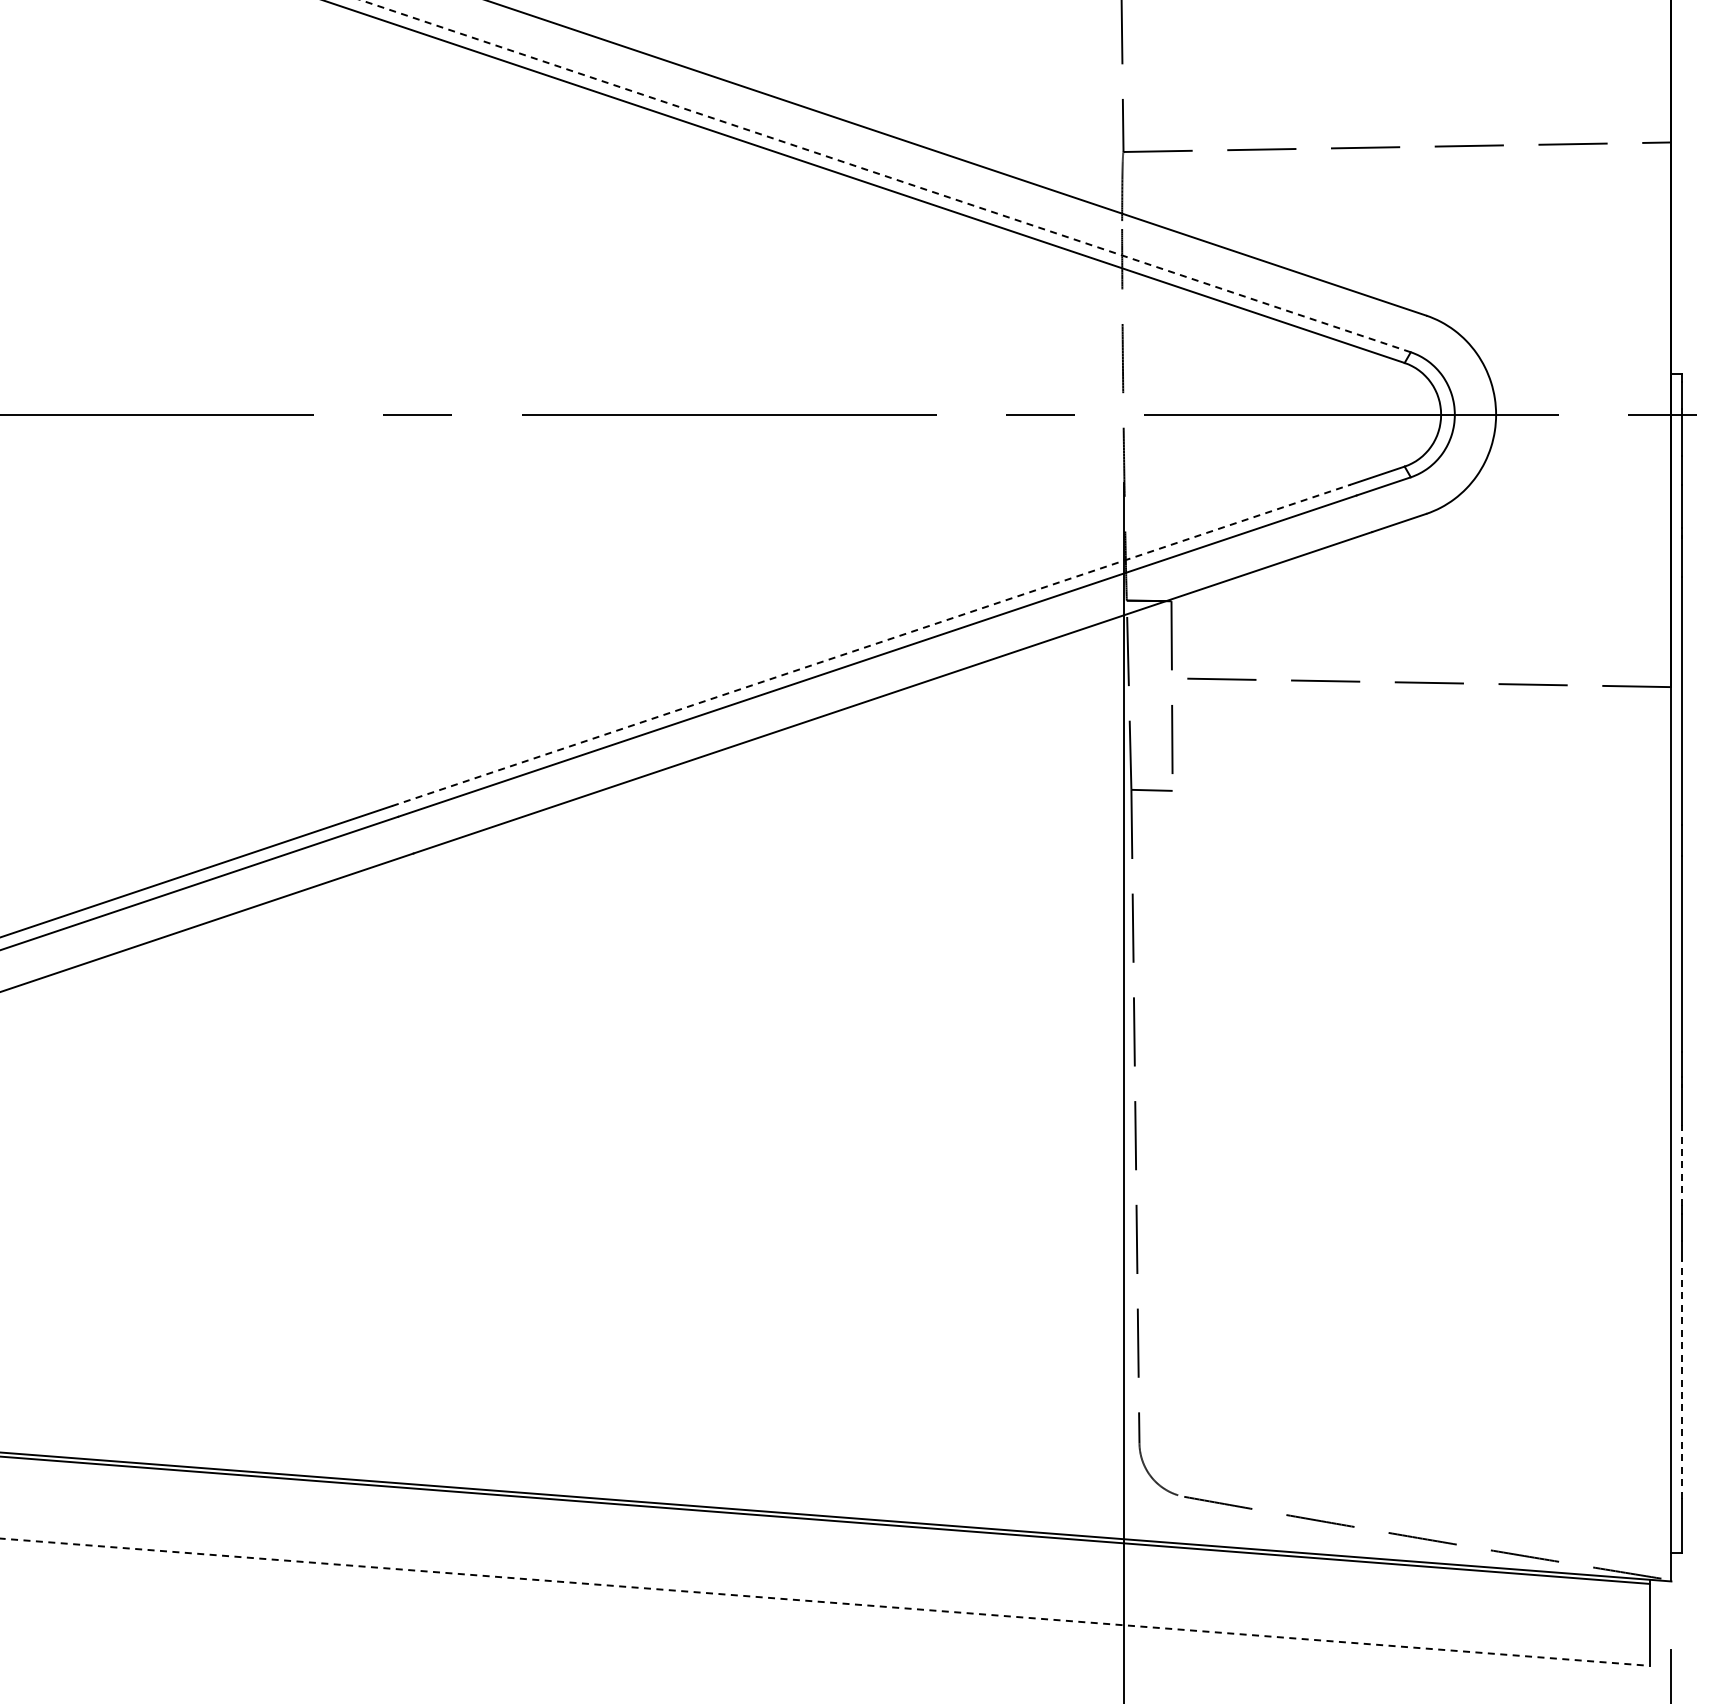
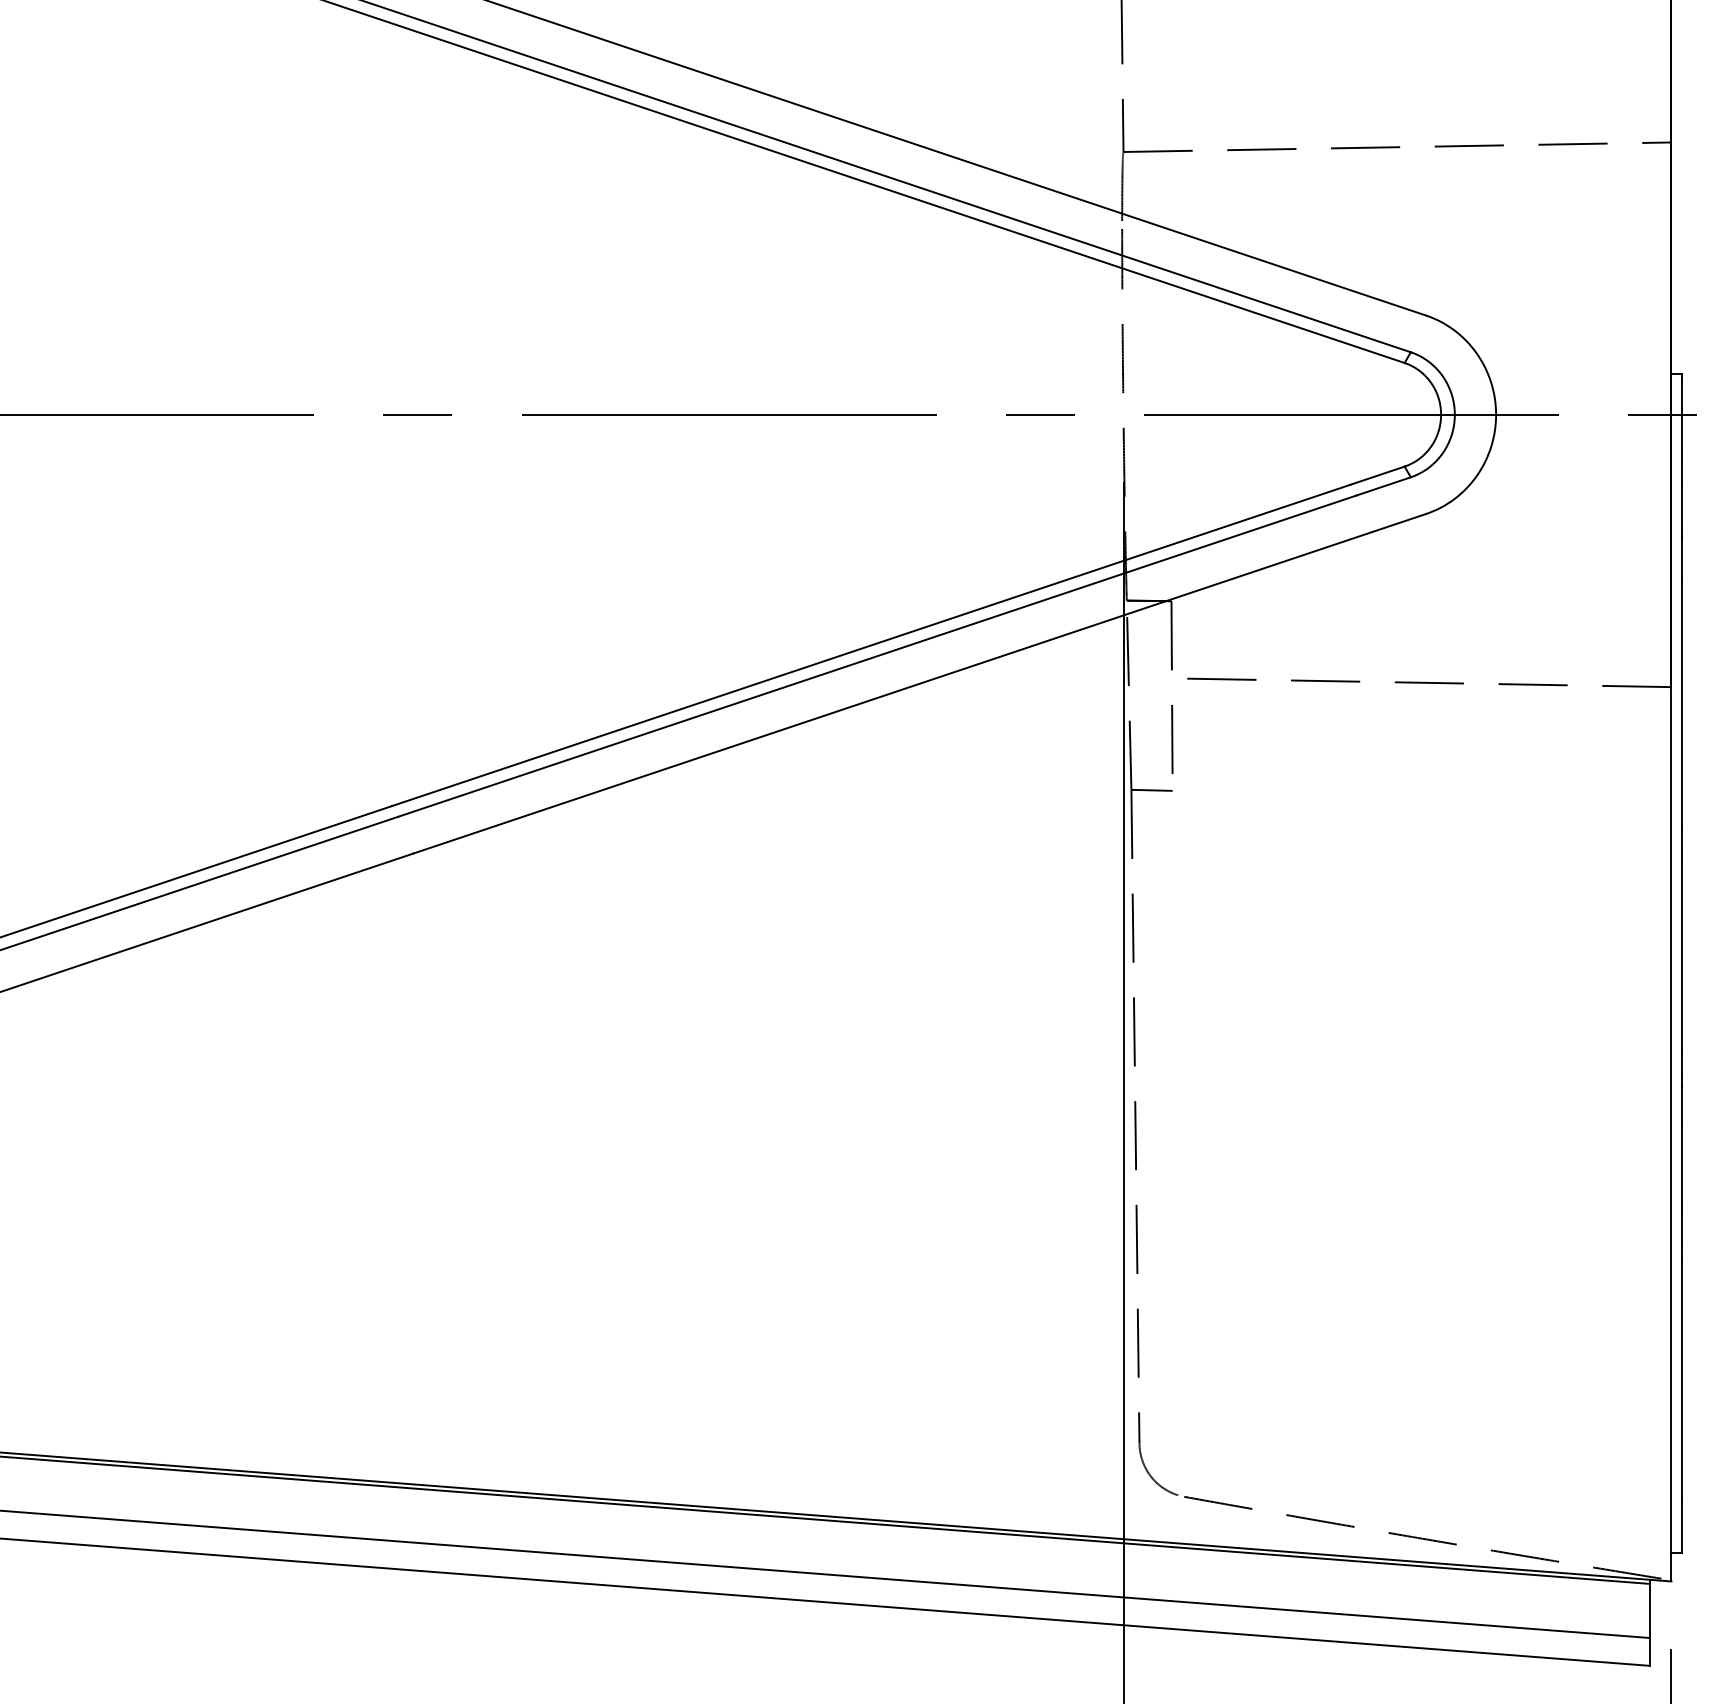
line: dashed -> solid (885, 176)
line: dashed -> solid (871, 645)
line: dashed -> solid (1682, 1165)
line: dashed -> solid (1682, 1378)
line: none -> present (825, 1573)
line: dashed -> solid (825, 1602)
